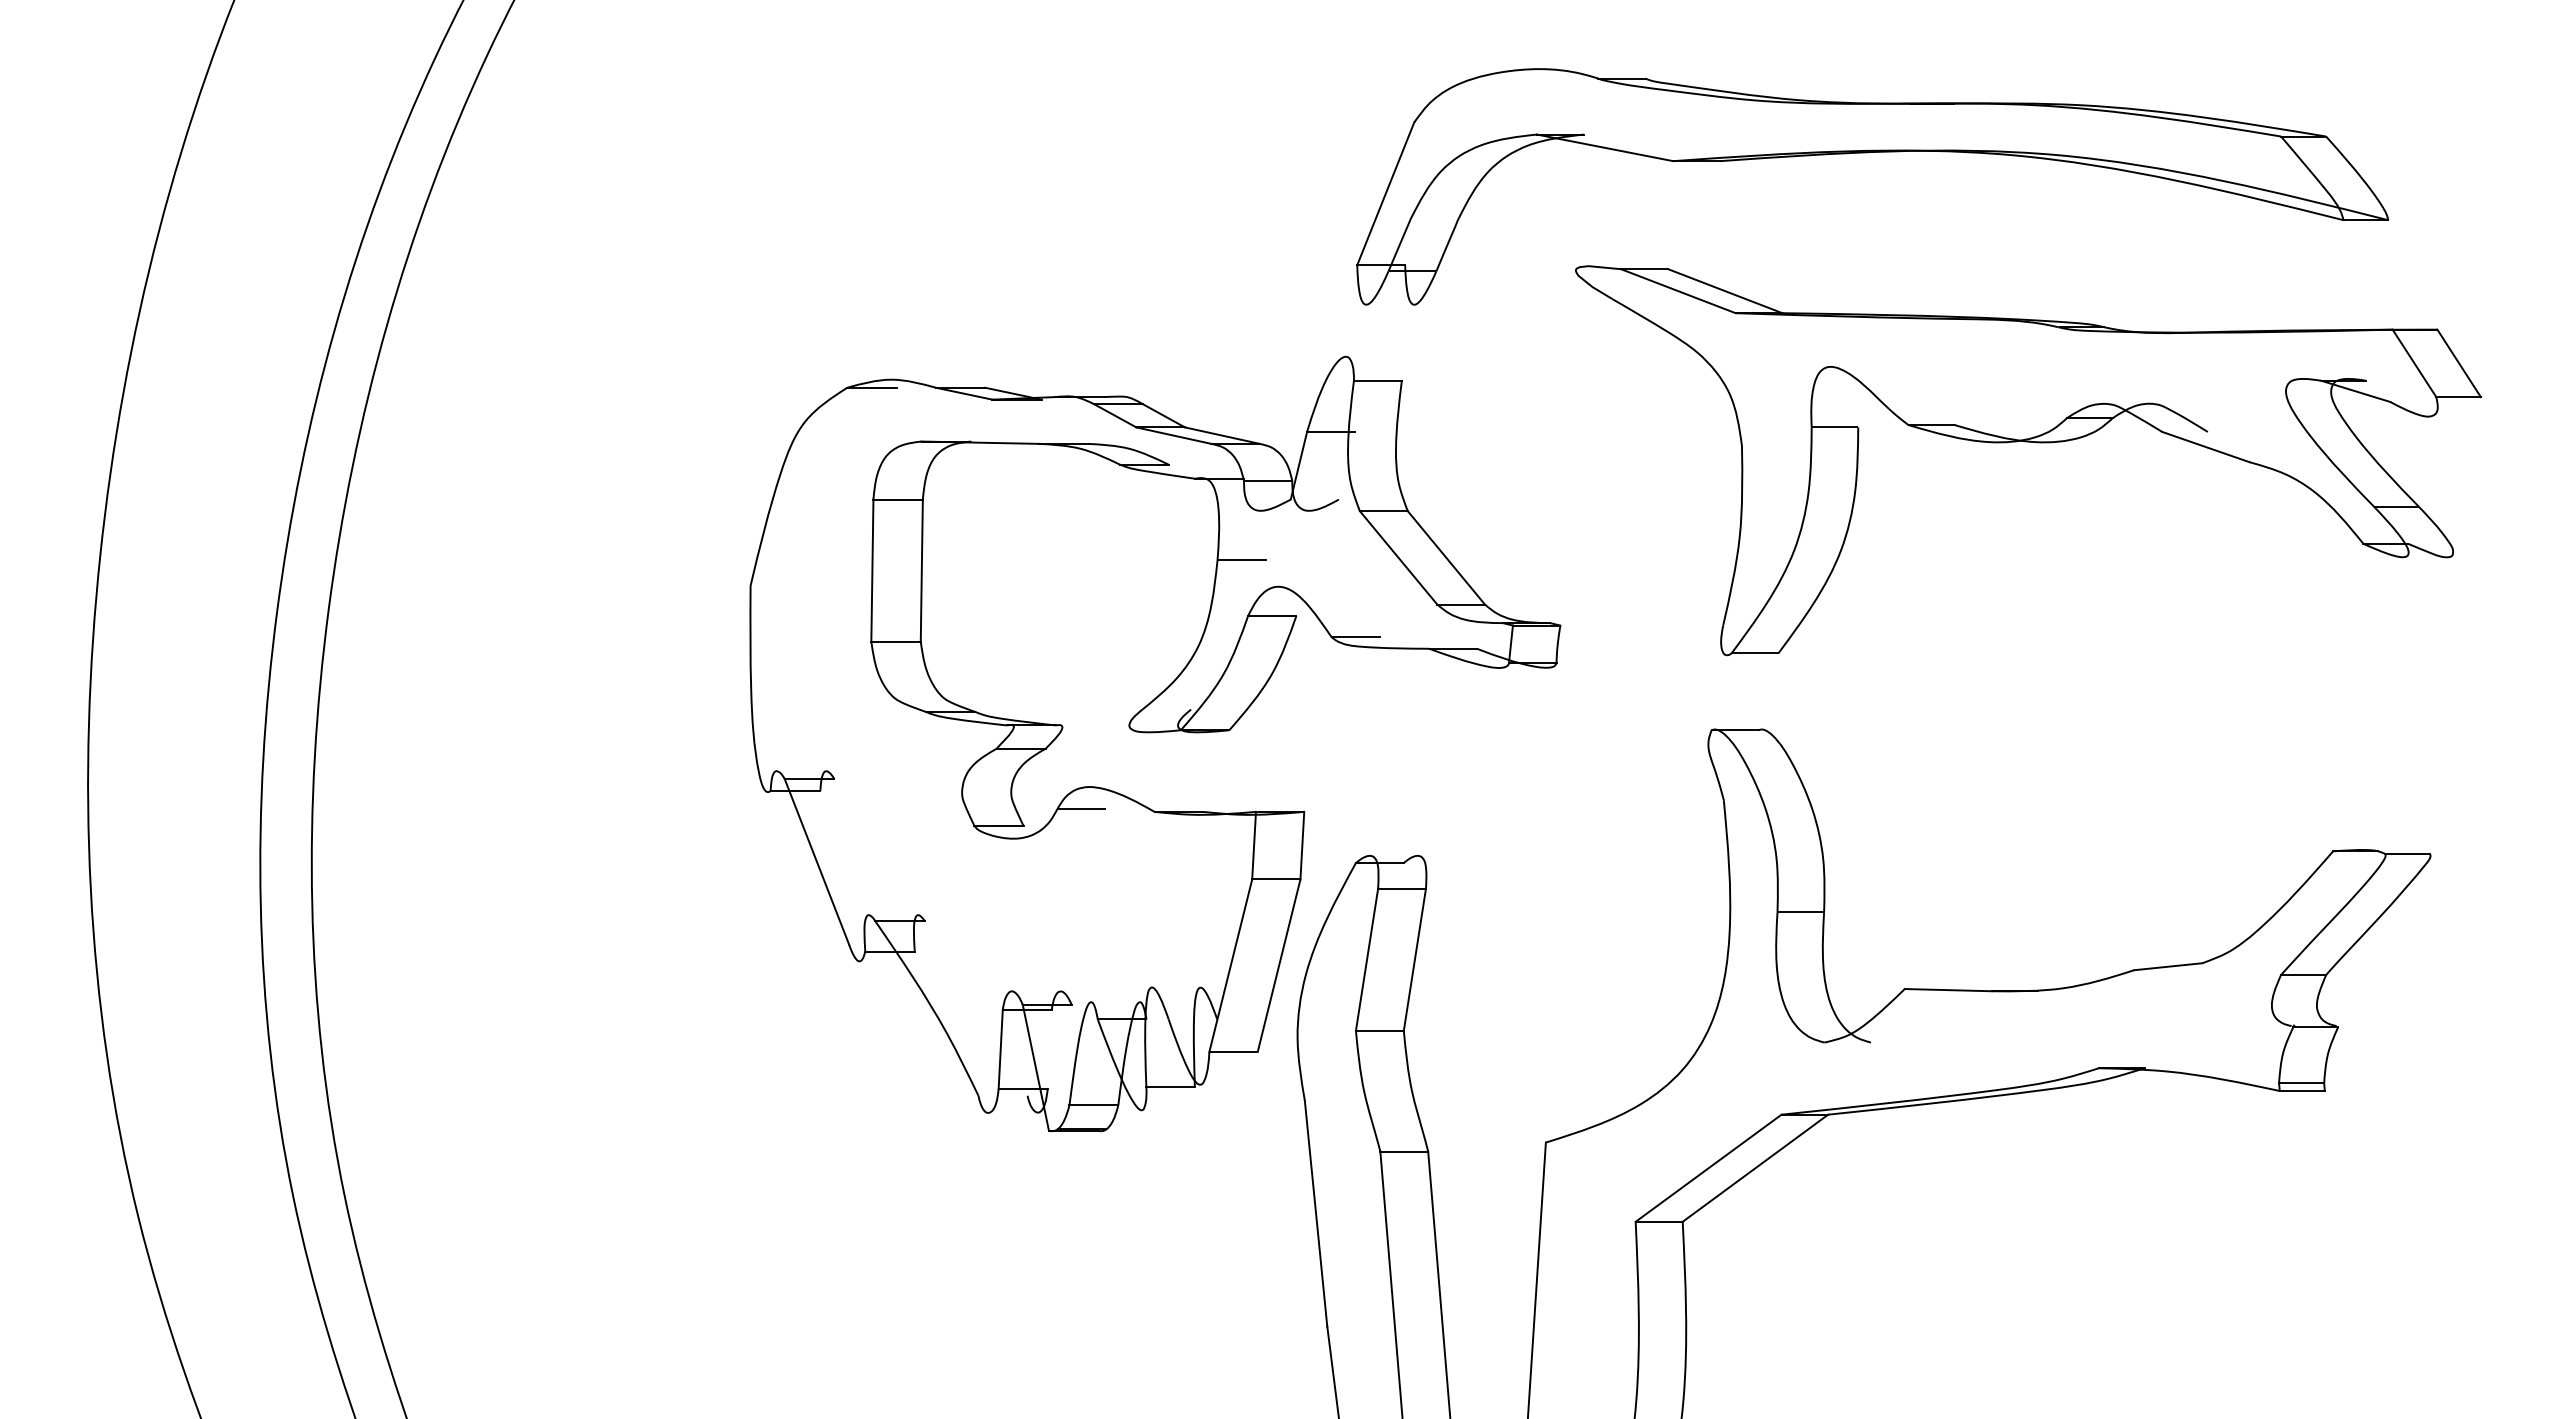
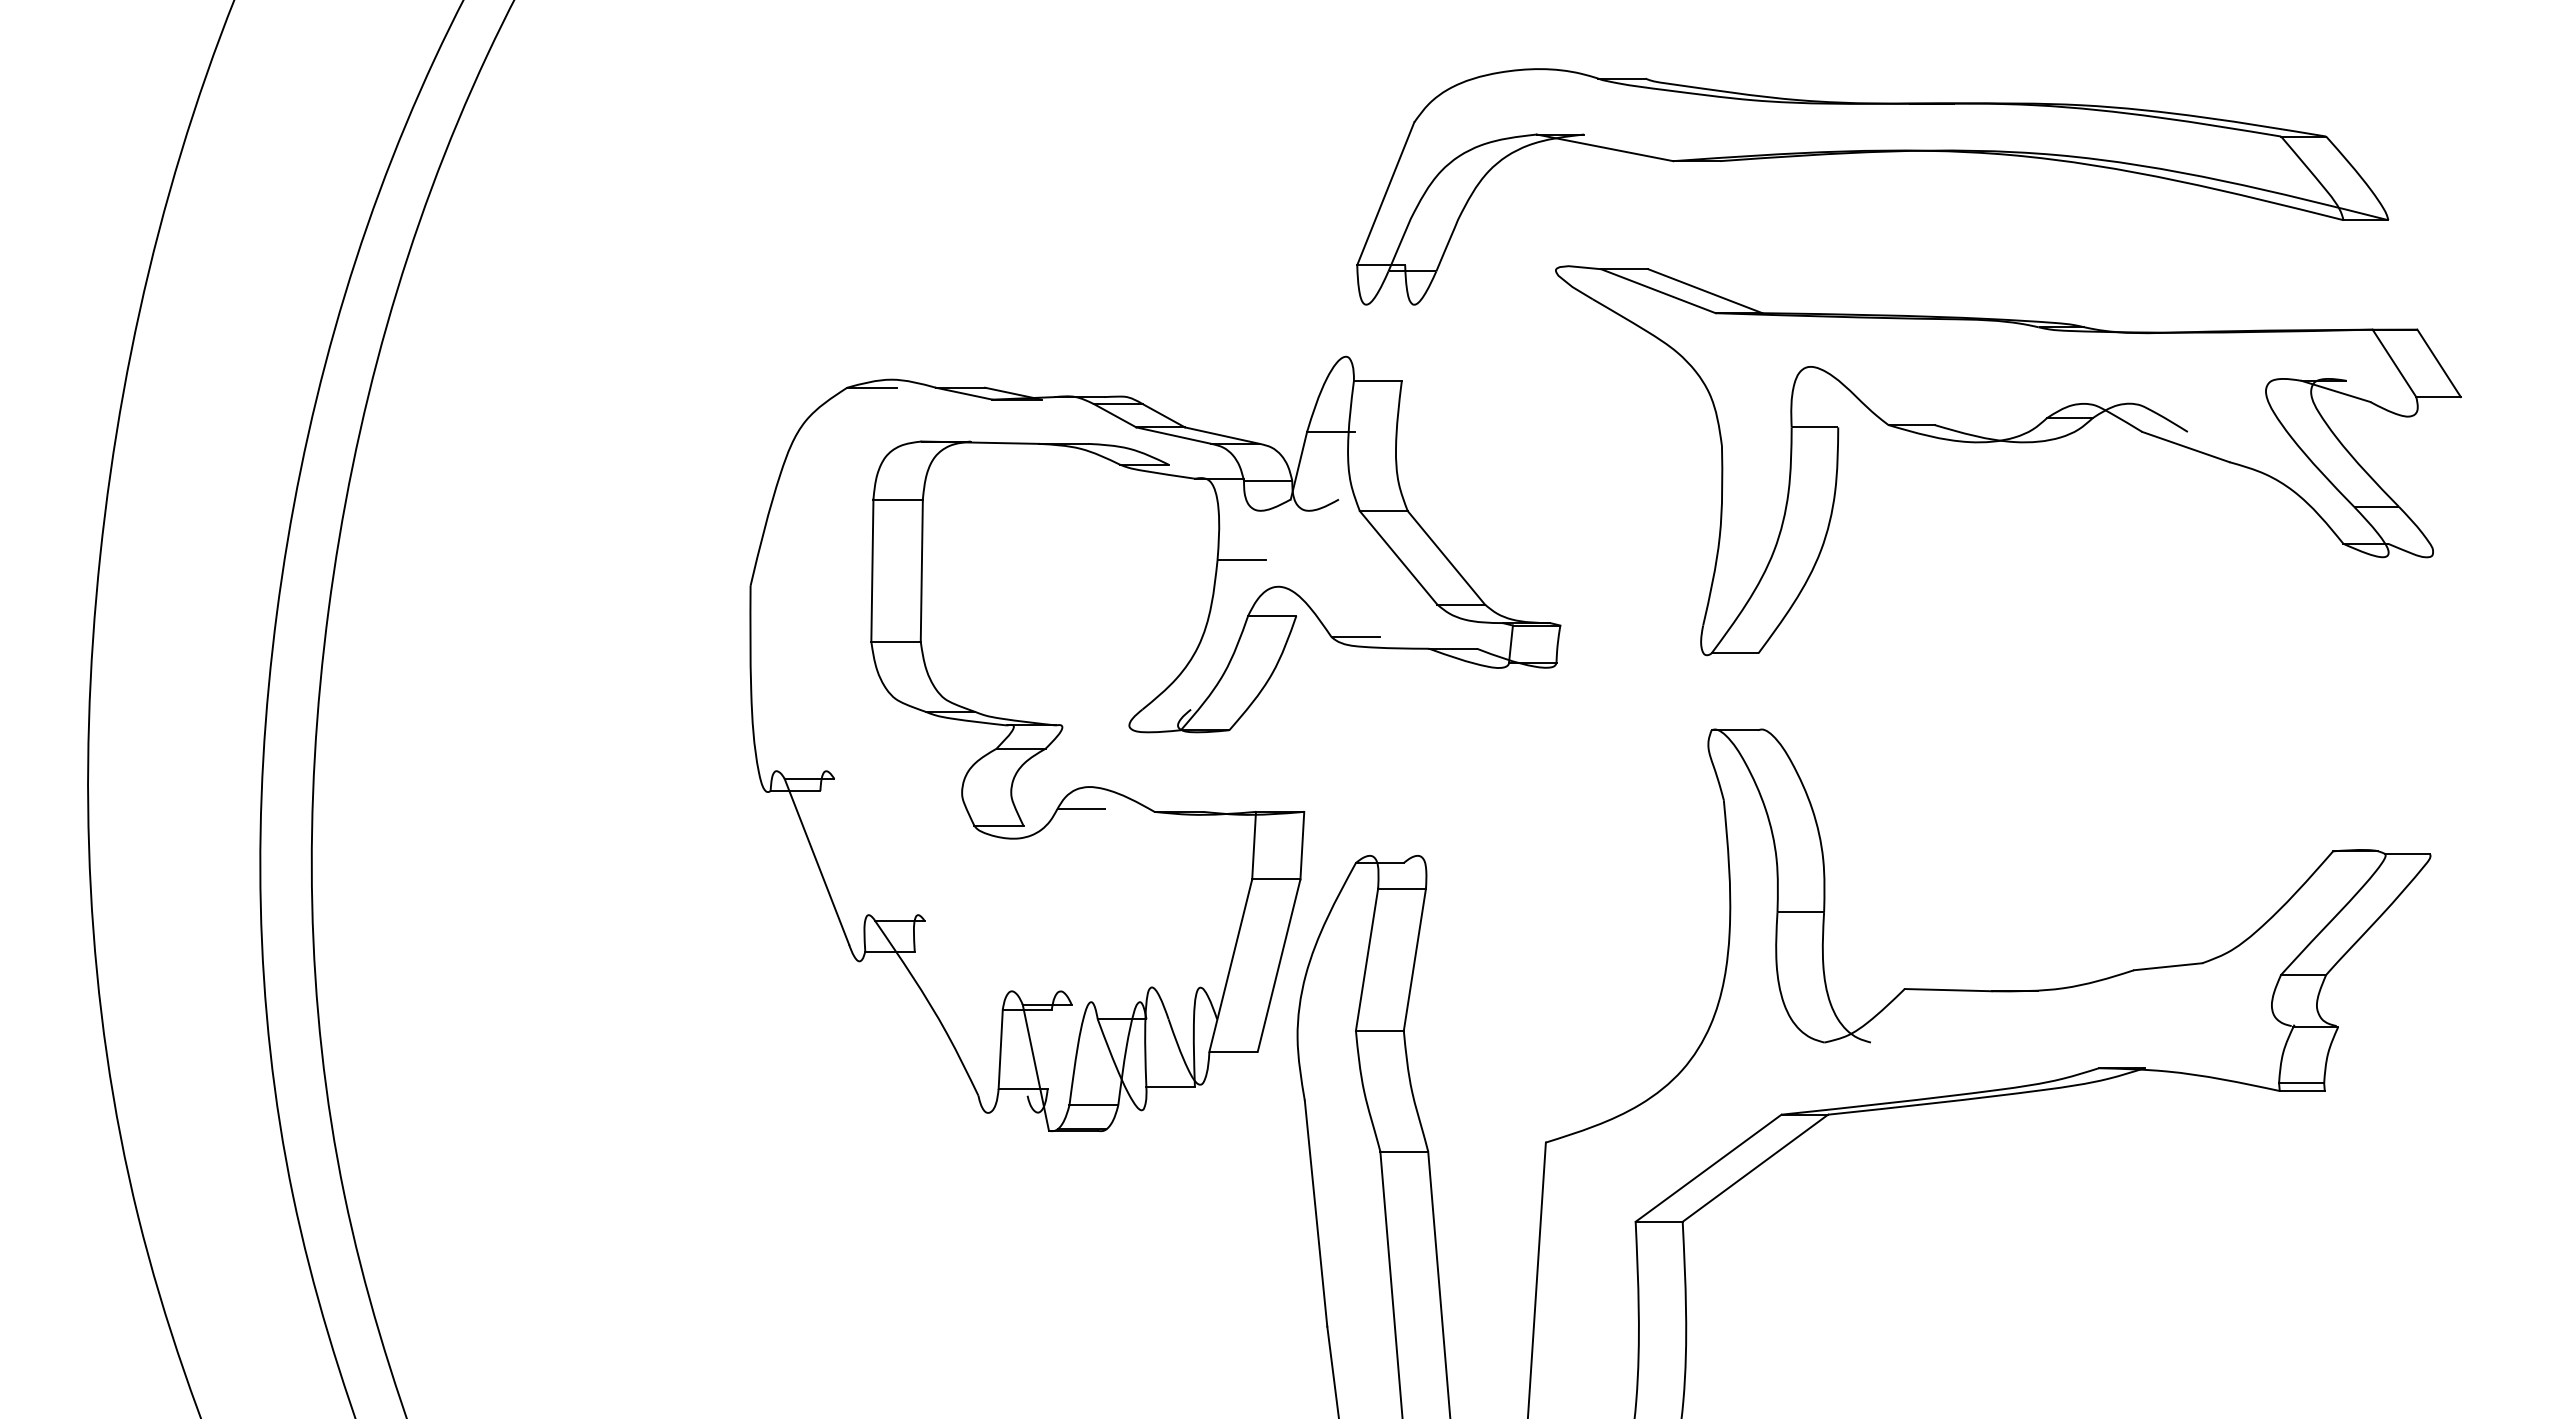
part position: (2028, 442) -> (2008, 442) (2008, 442)
